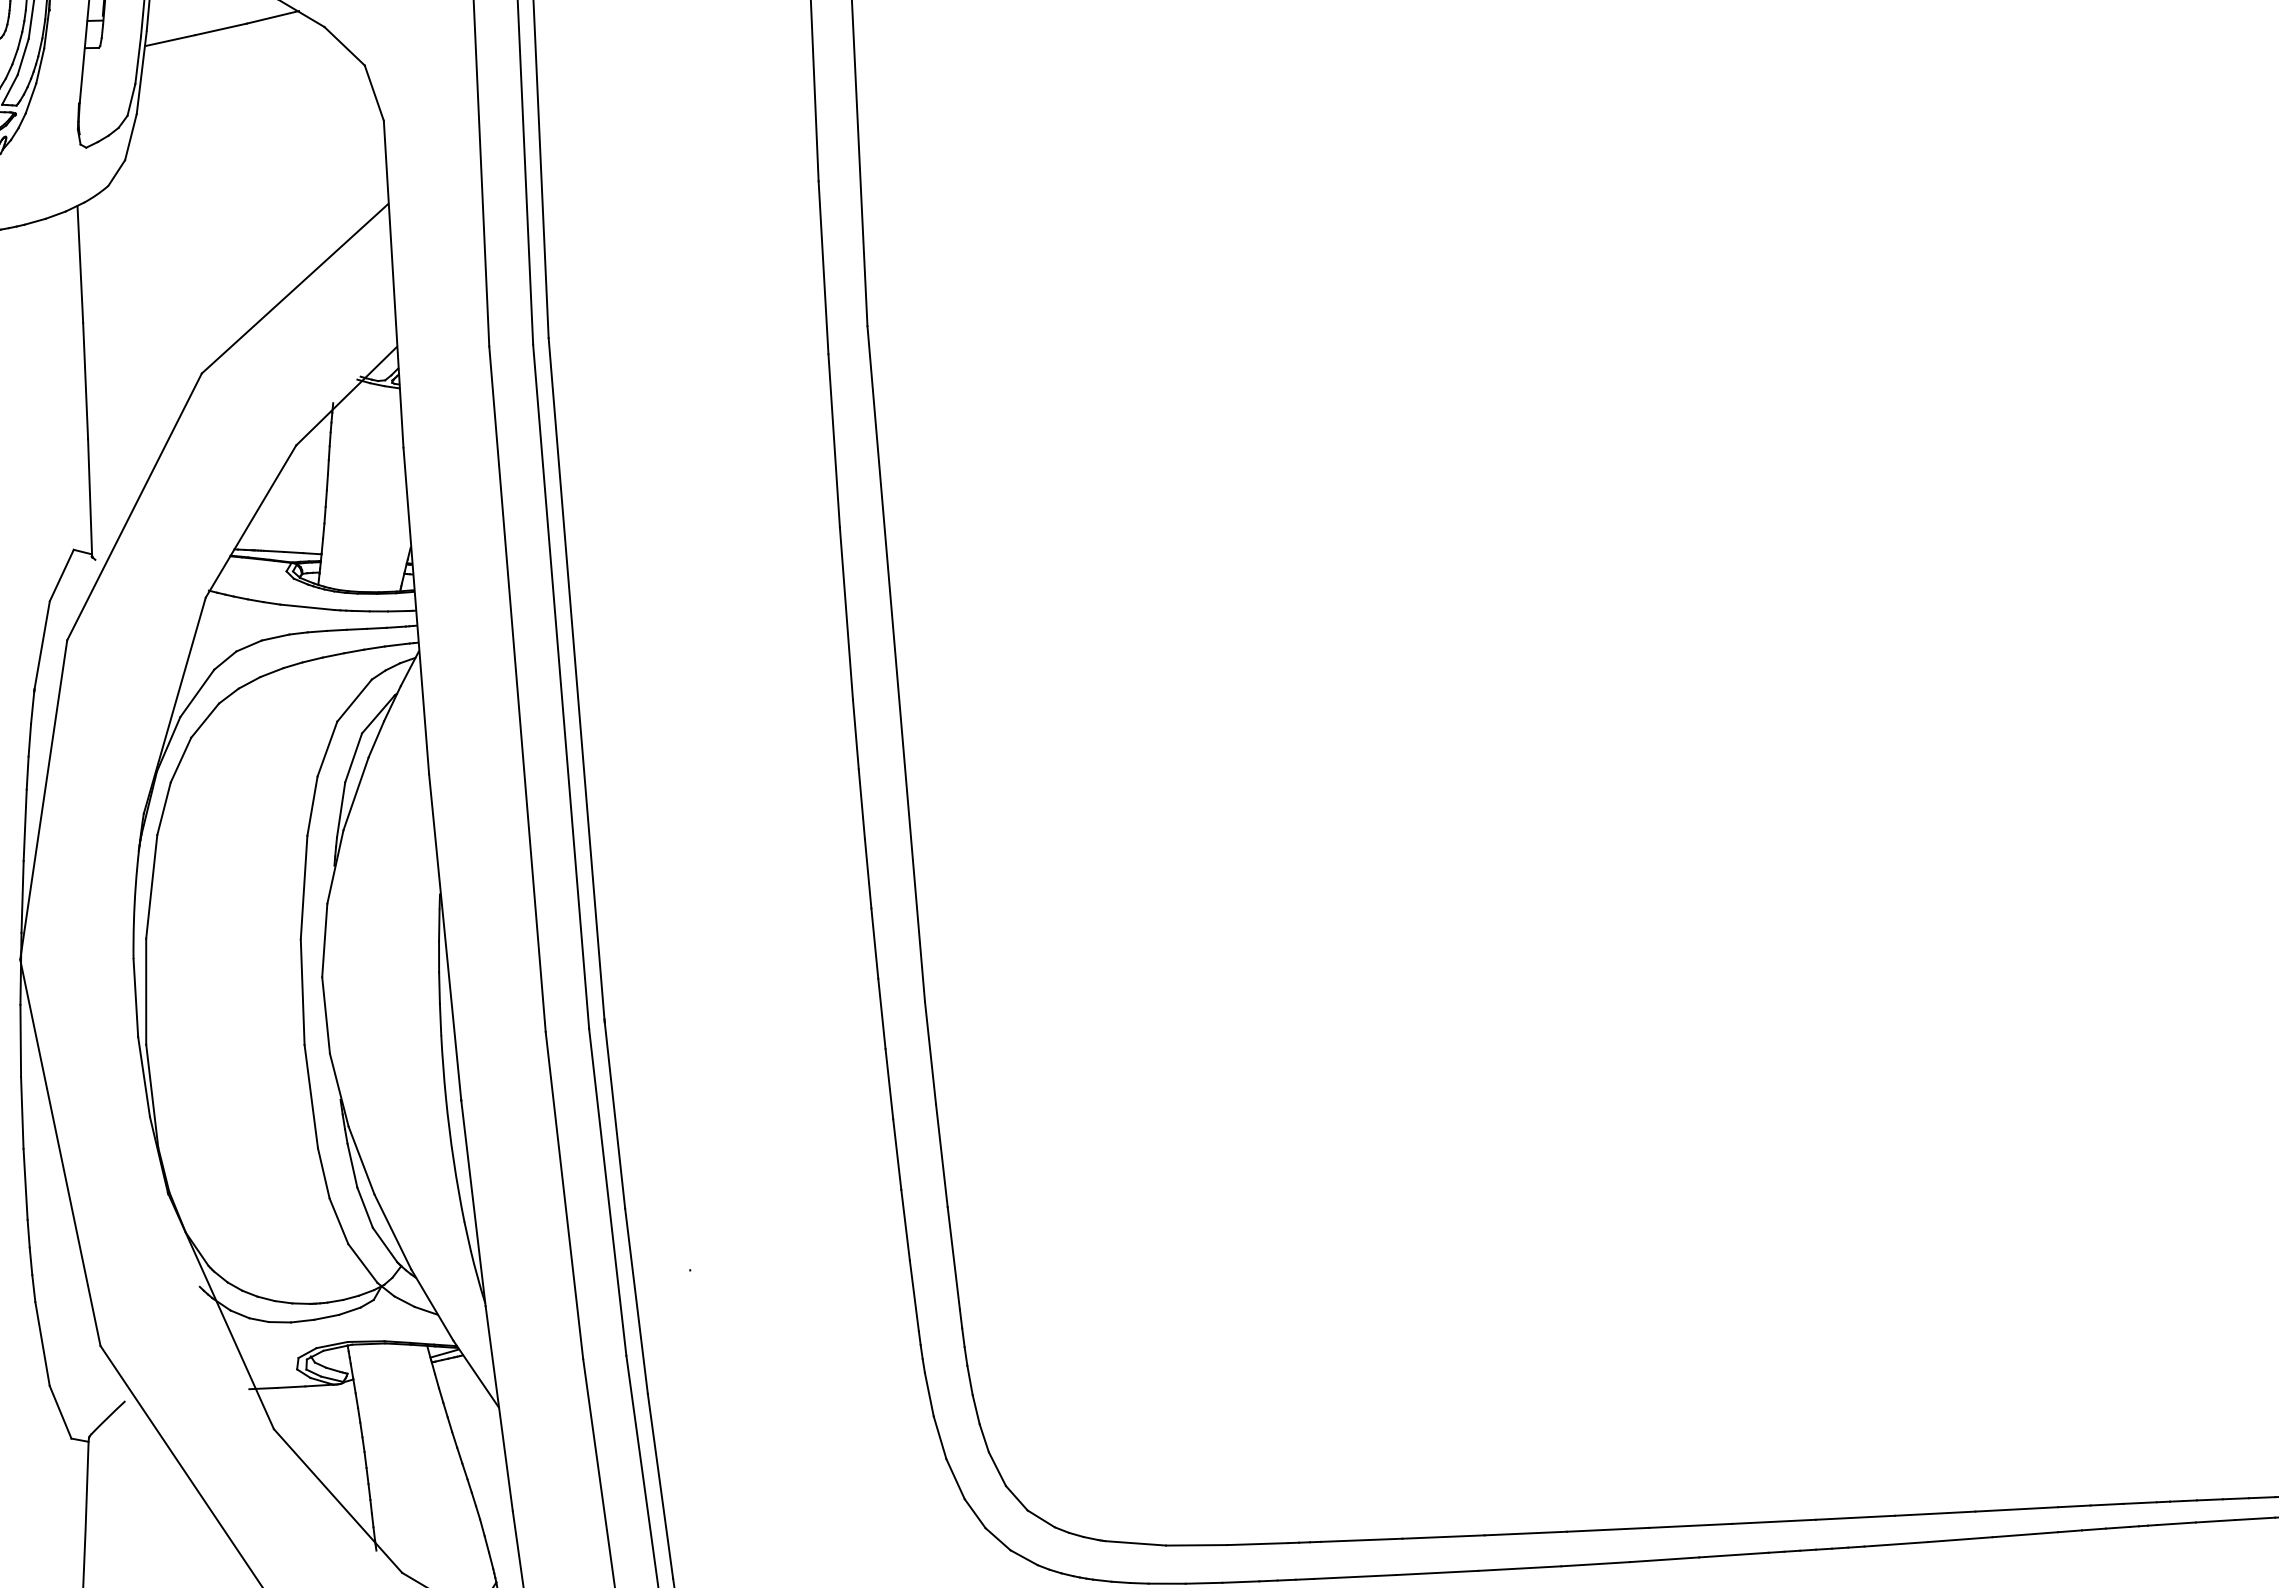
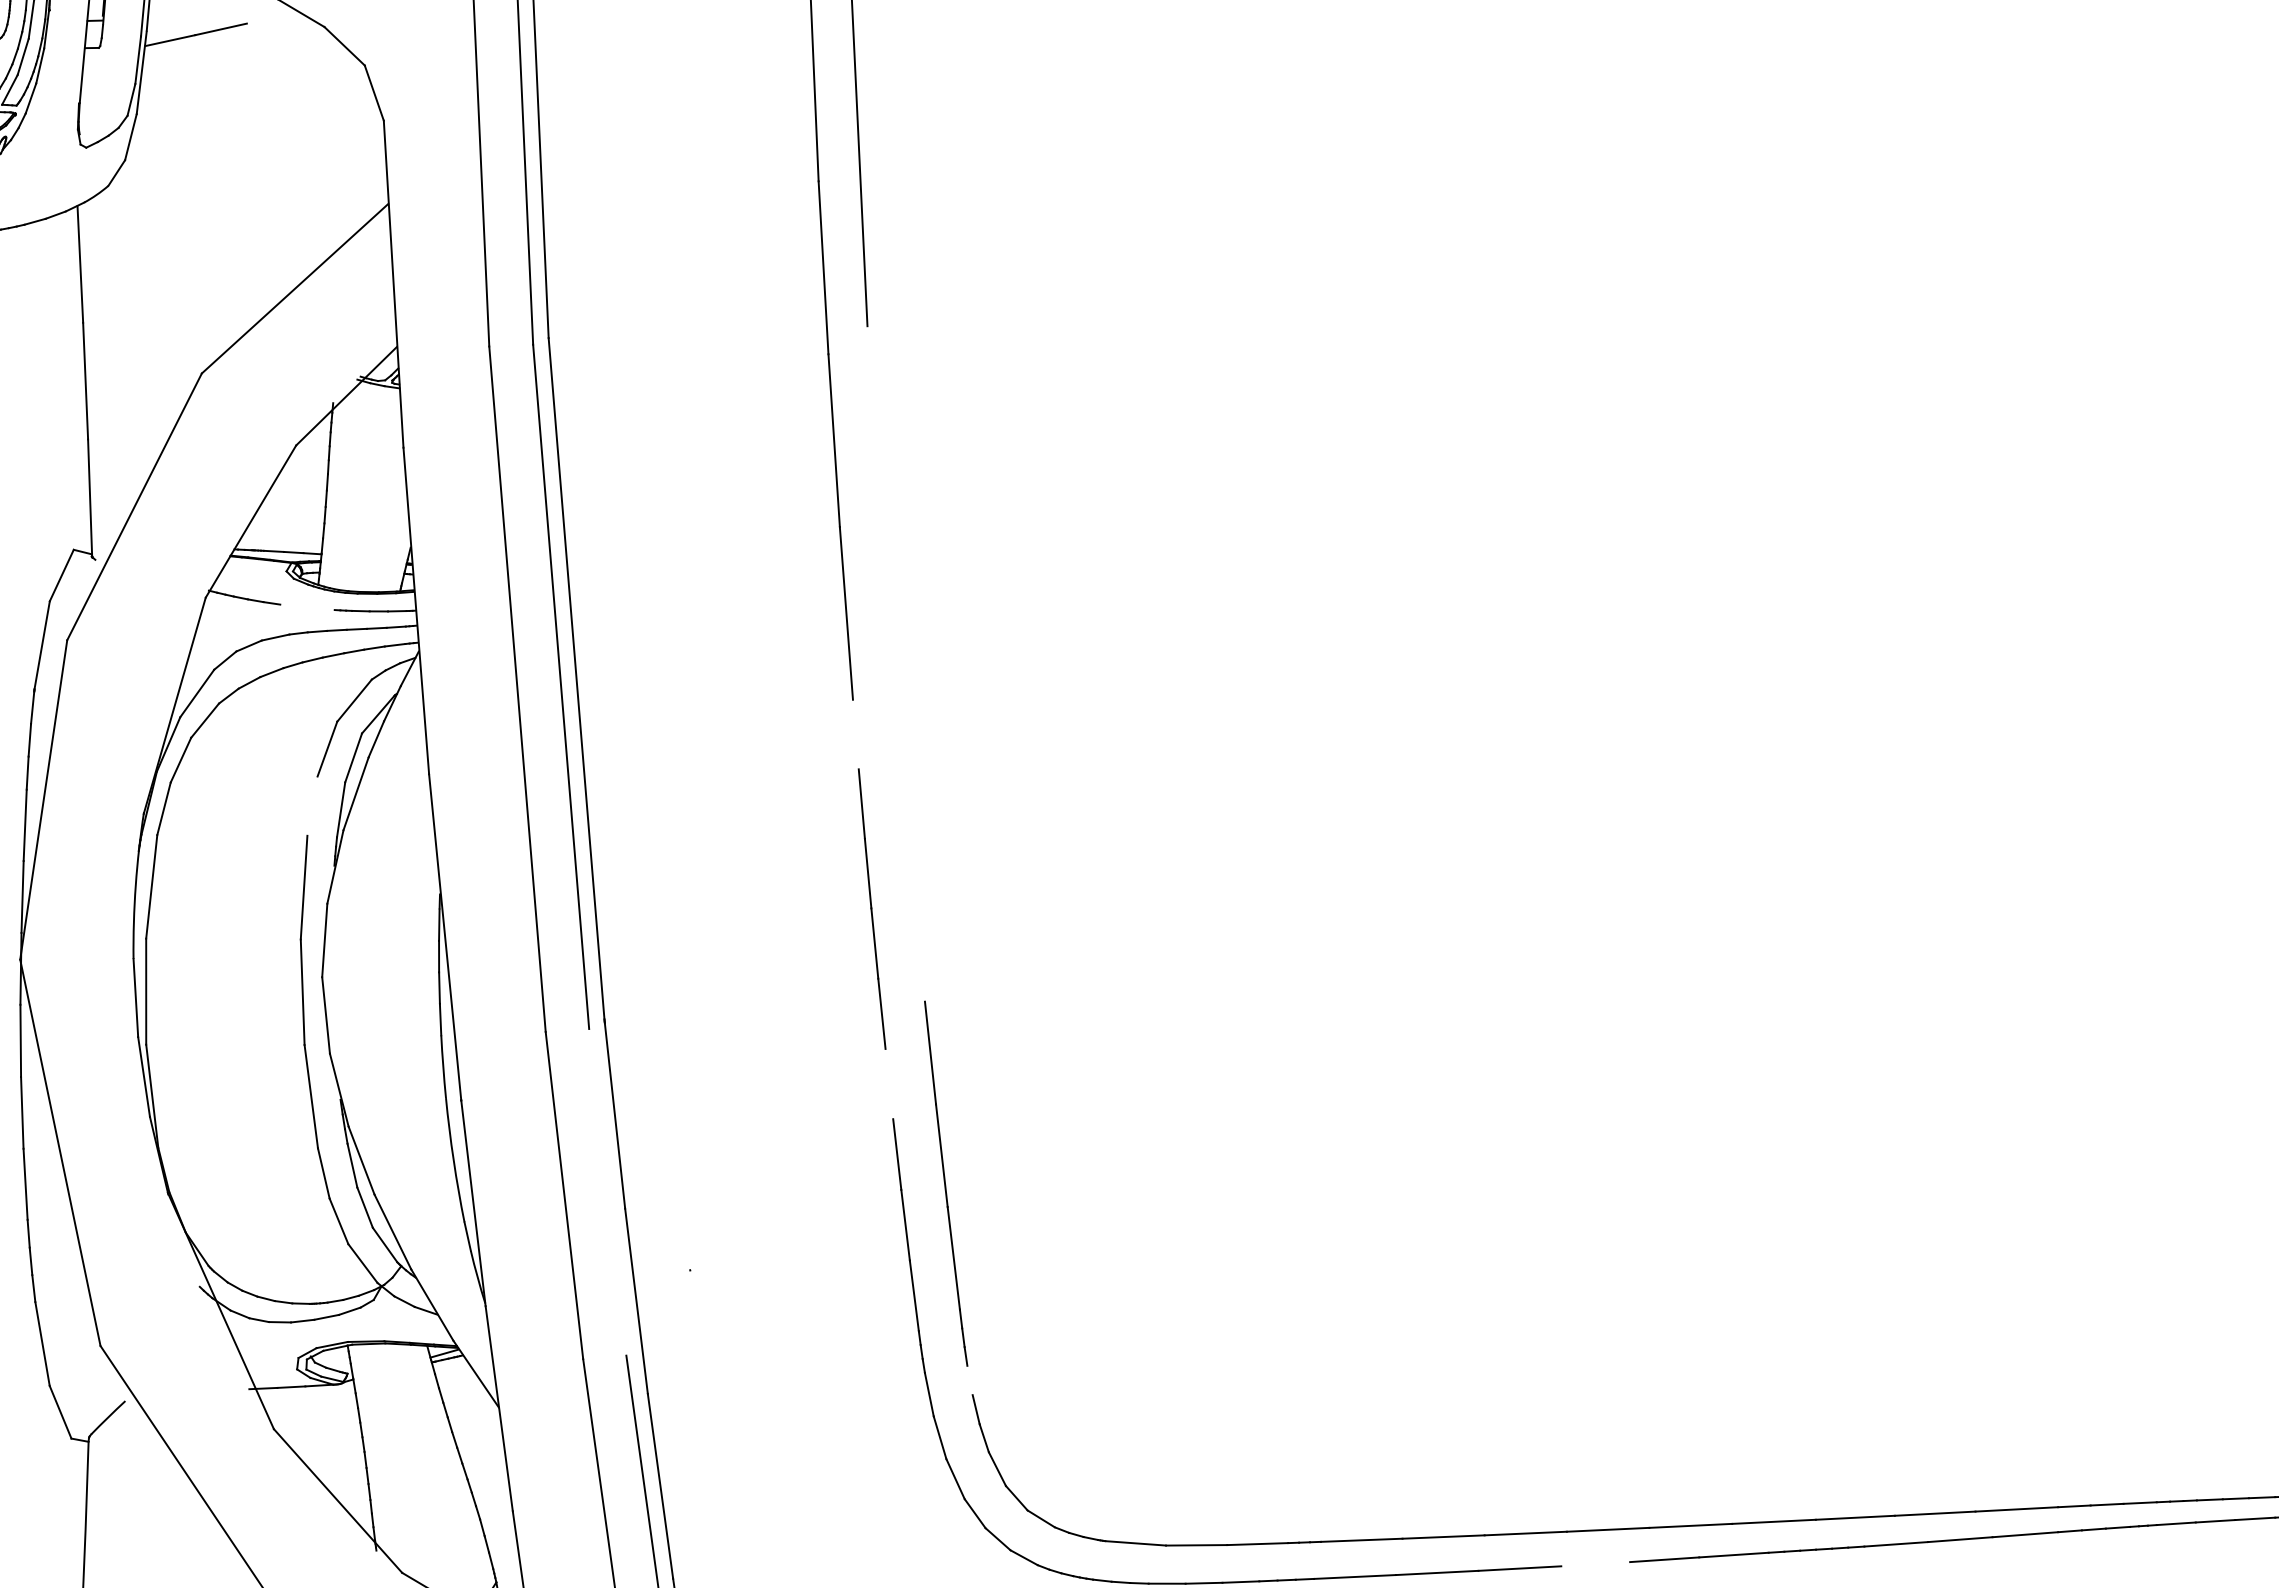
line: present -> none (272, 17)
line: present -> none (307, 607)
line: present -> none (895, 663)
line: present -> none (855, 734)
line: present -> none (312, 805)
line: present -> none (889, 1083)
line: present -> none (607, 1191)
line: present -> none (969, 1380)
line: present -> none (1595, 1564)
